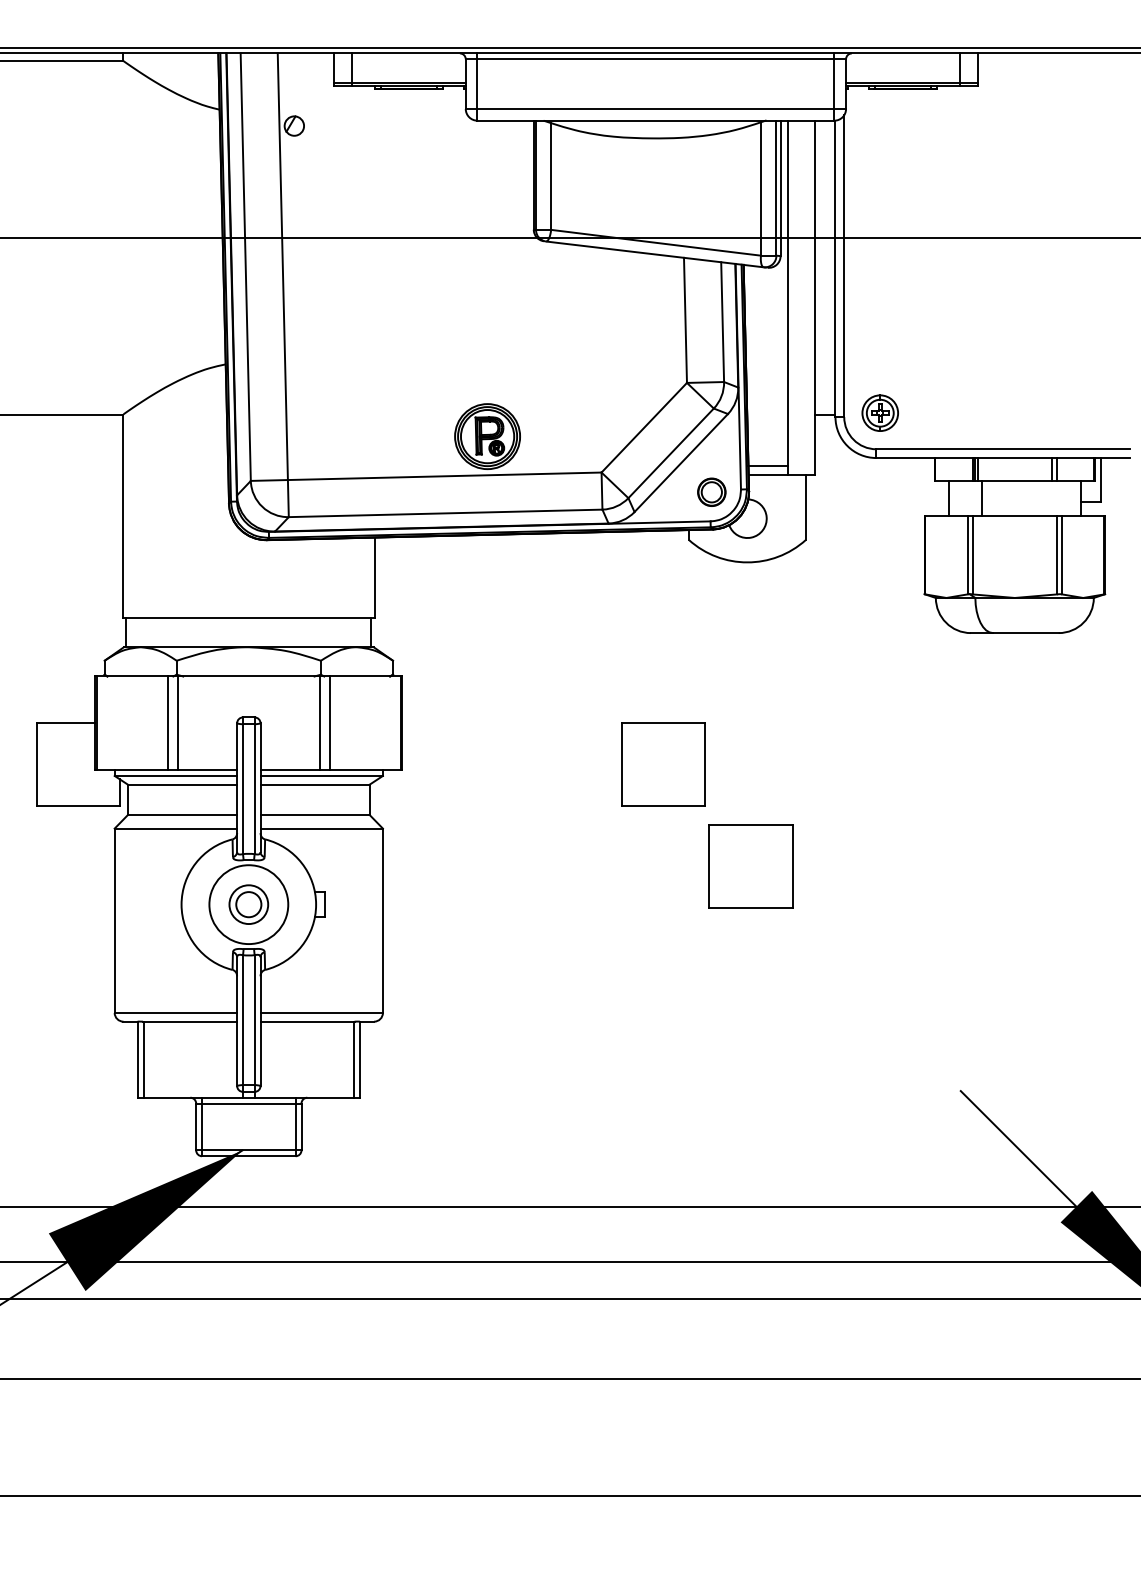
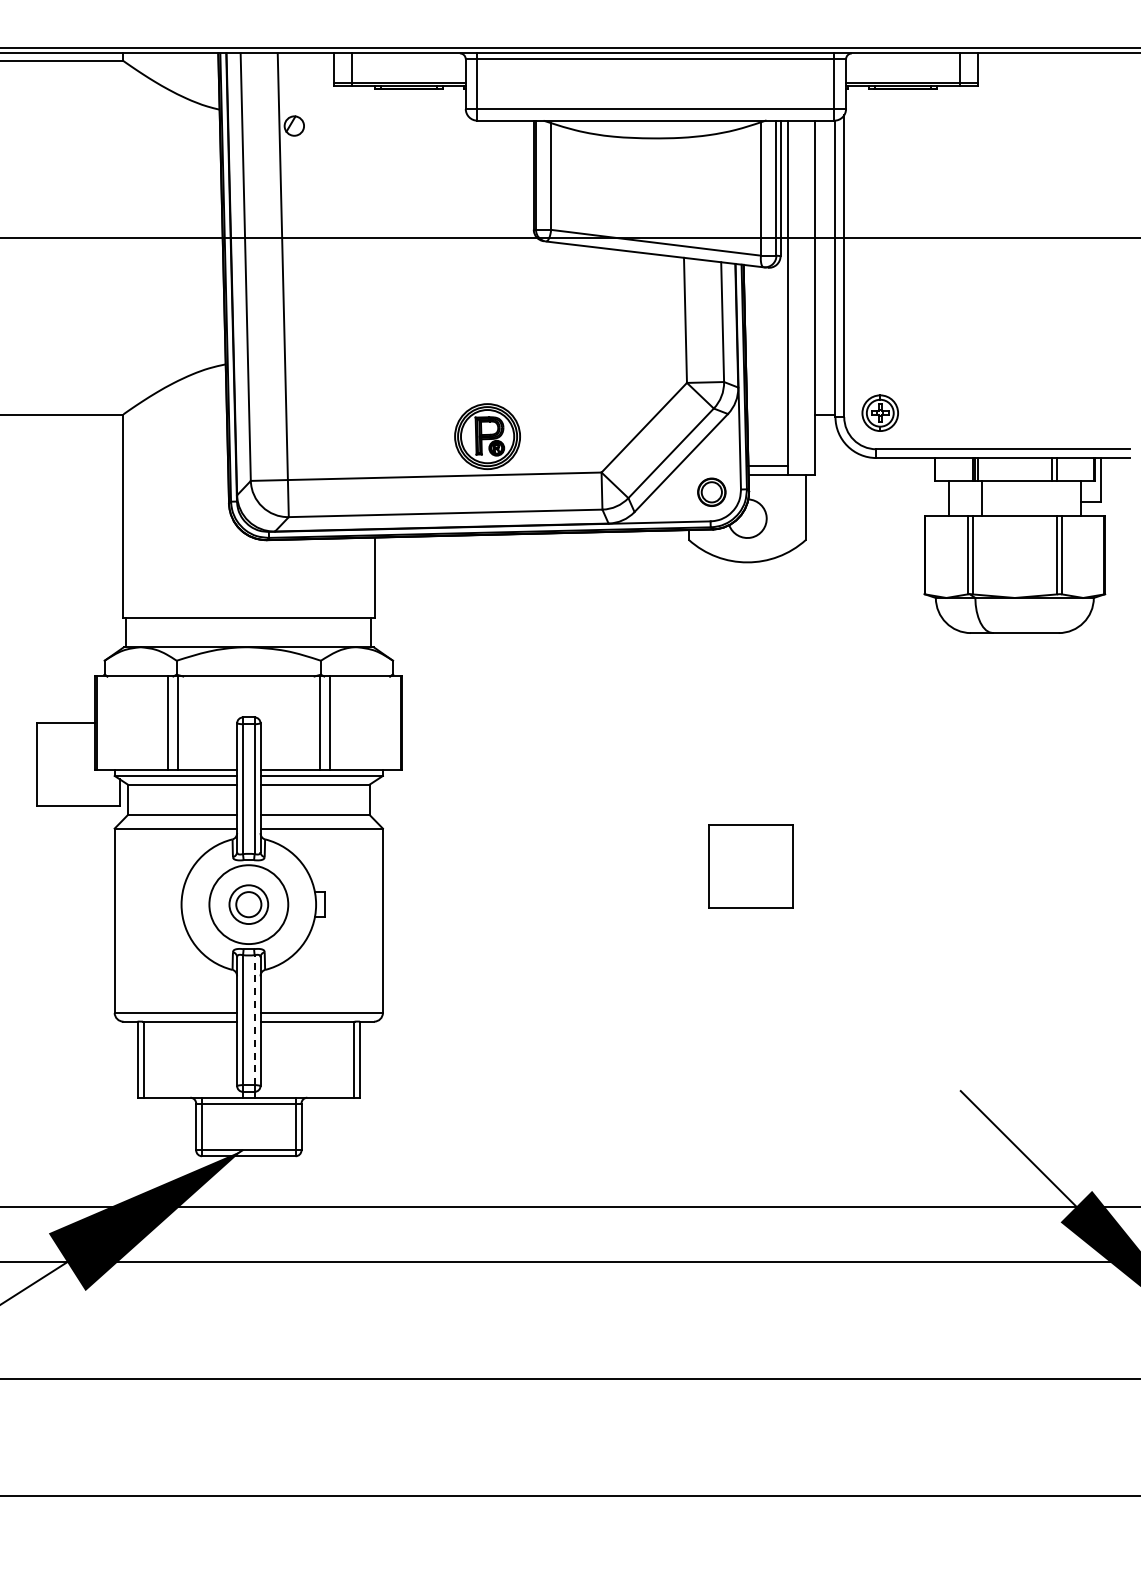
part: present -> none (663, 764)
line: solid -> dashed (254, 1020)
line: present -> none (569, 1298)
